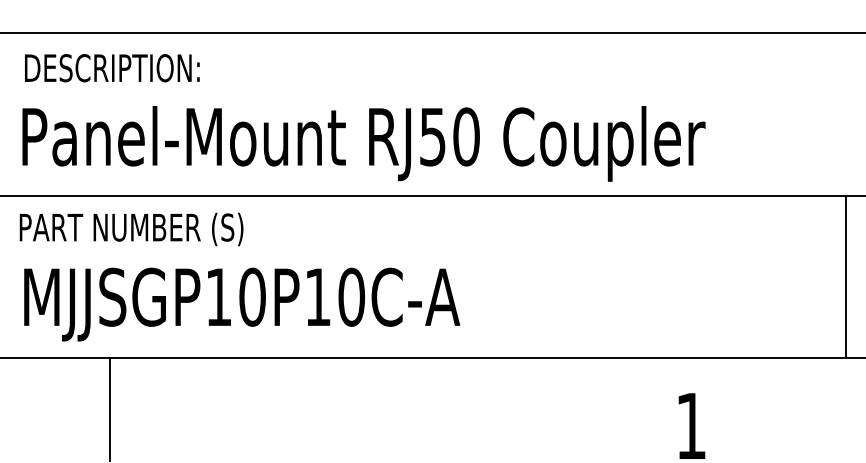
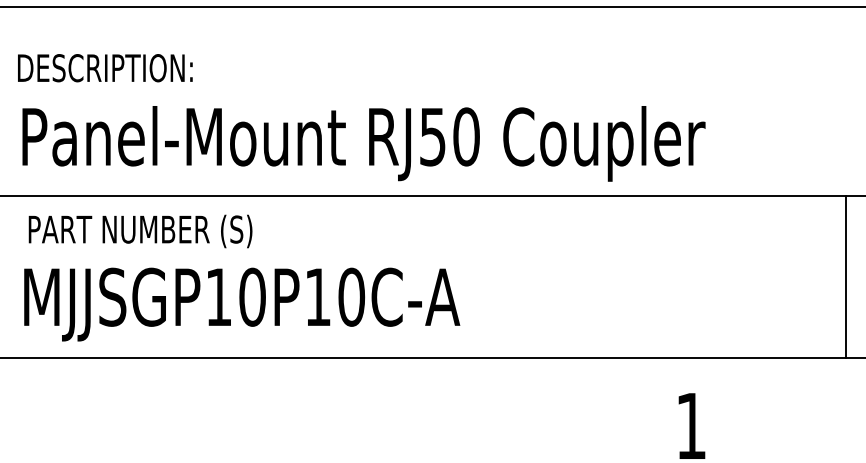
line position: (432, 33) -> (432, 7) (432, 7)
text position: (112, 68) -> (105, 68) (105, 68)
text position: (131, 229) -> (140, 231) (140, 231)
line: present -> none (109, 408)
